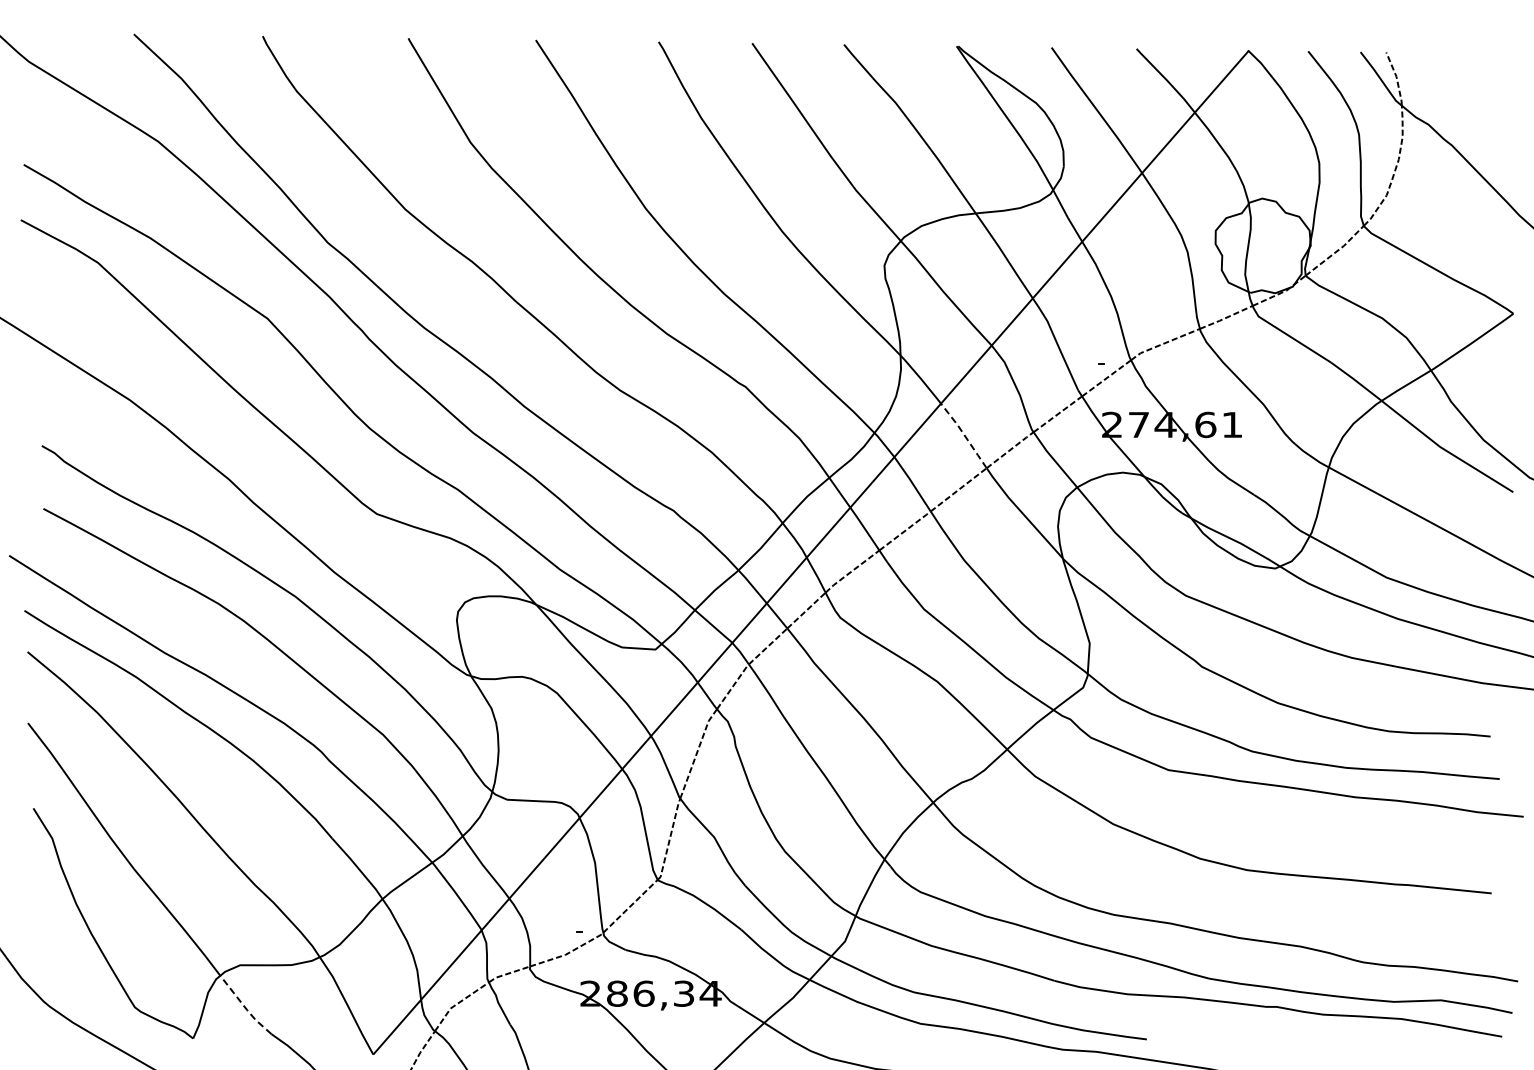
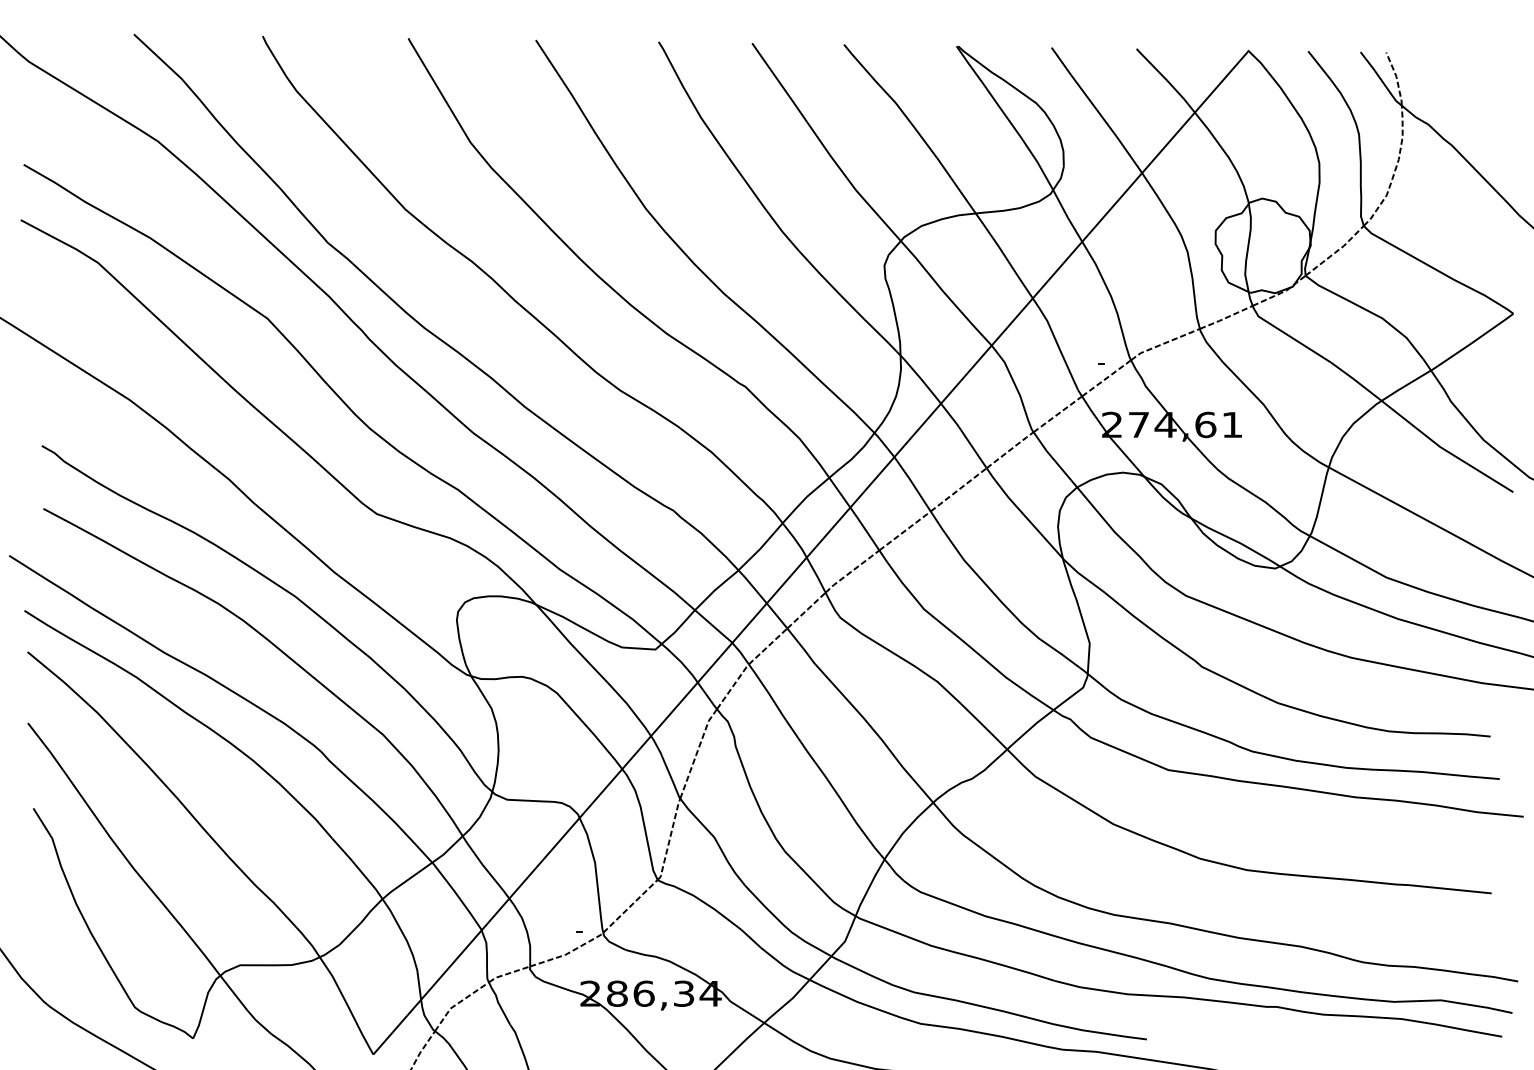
line: dashed -> solid (964, 435)
line: dashed -> solid (244, 1007)
